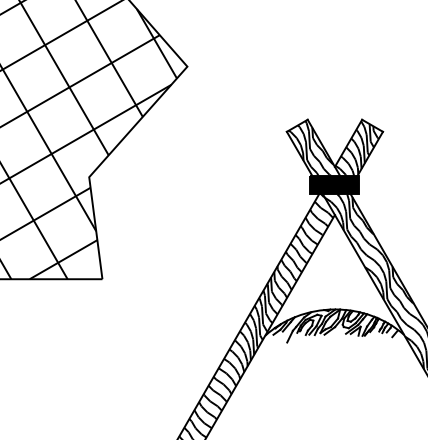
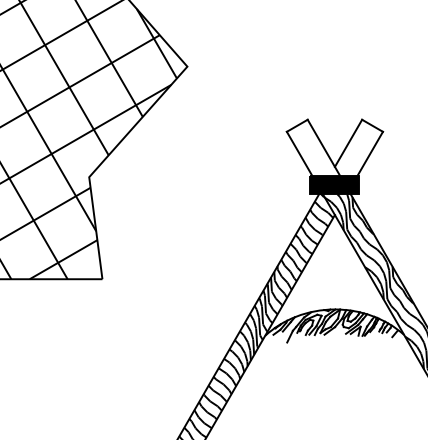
hatch: present -> none (333, 148)
